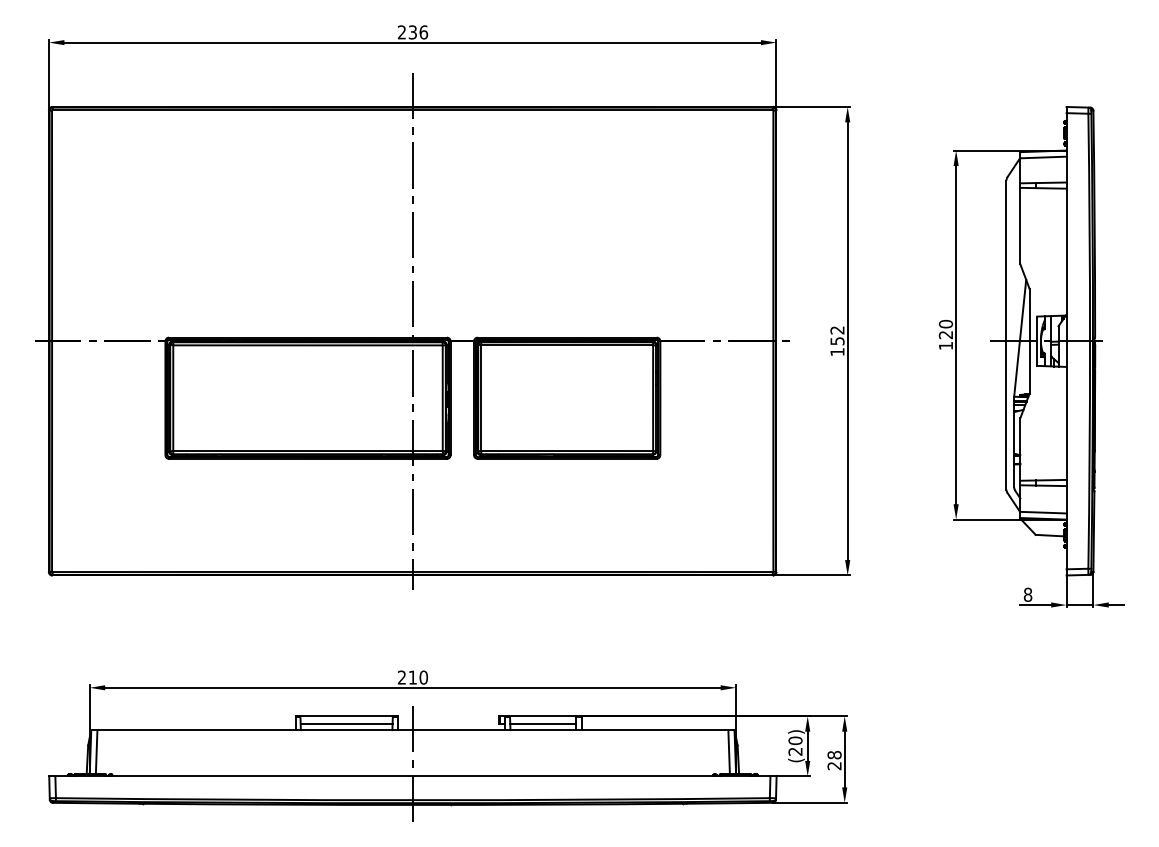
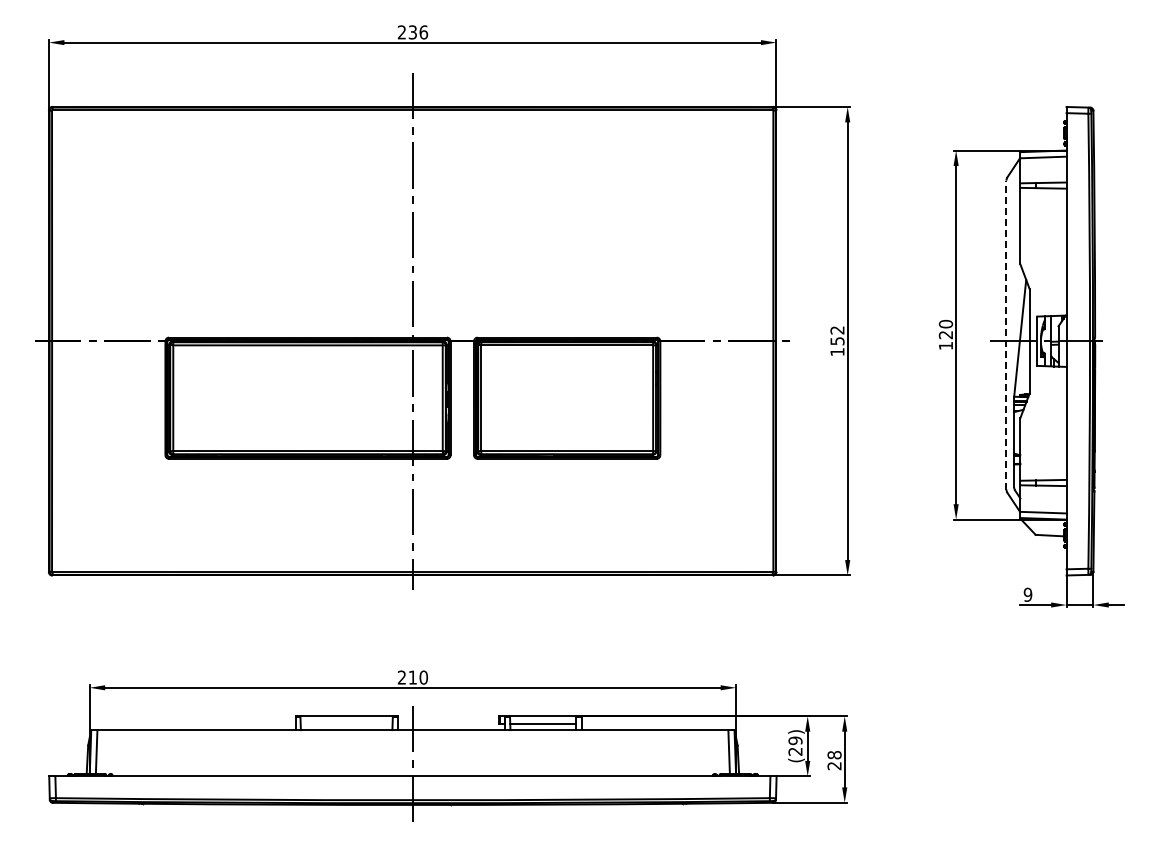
line: solid -> dashed (1006, 334)
text: 8 -> 9 (1027, 594)
line: present -> none (346, 724)
text: (20) -> (29) (795, 740)
